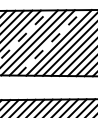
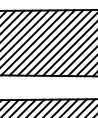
line: dashed -> solid (24, 35)
line: dashed -> solid (51, 42)
